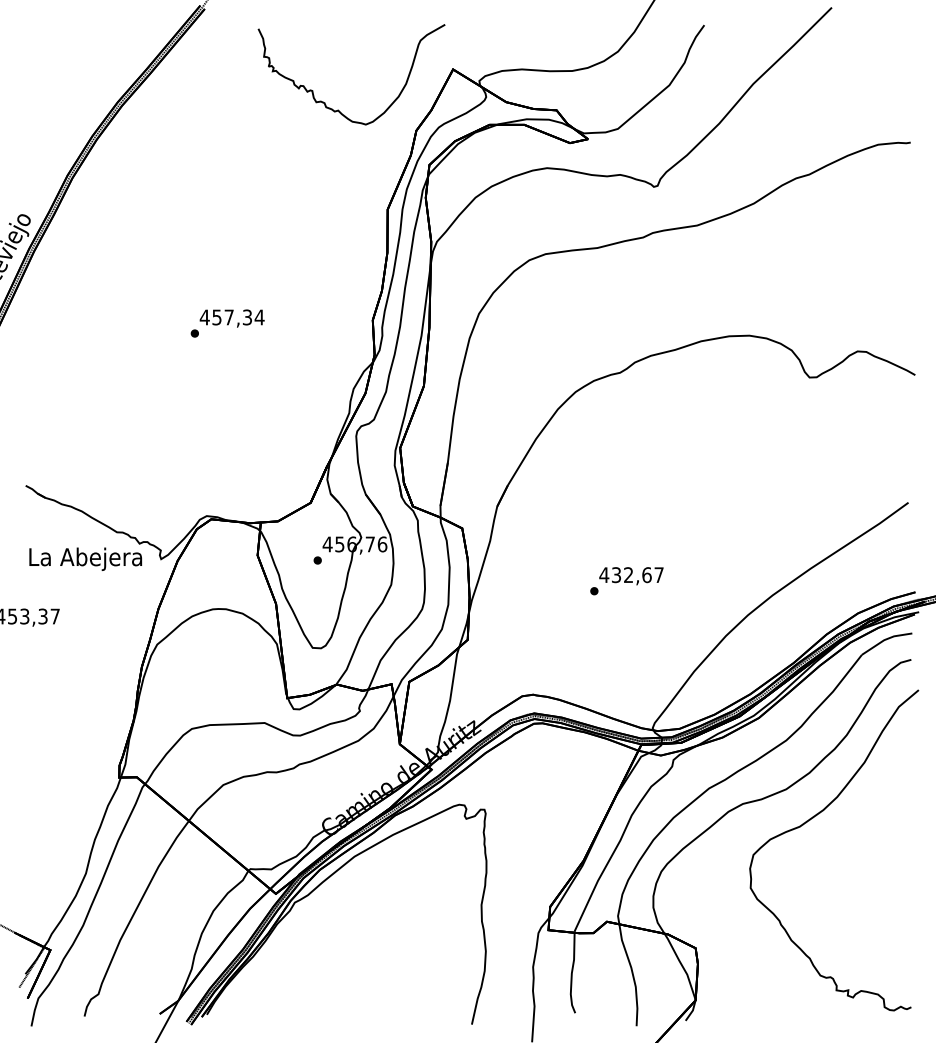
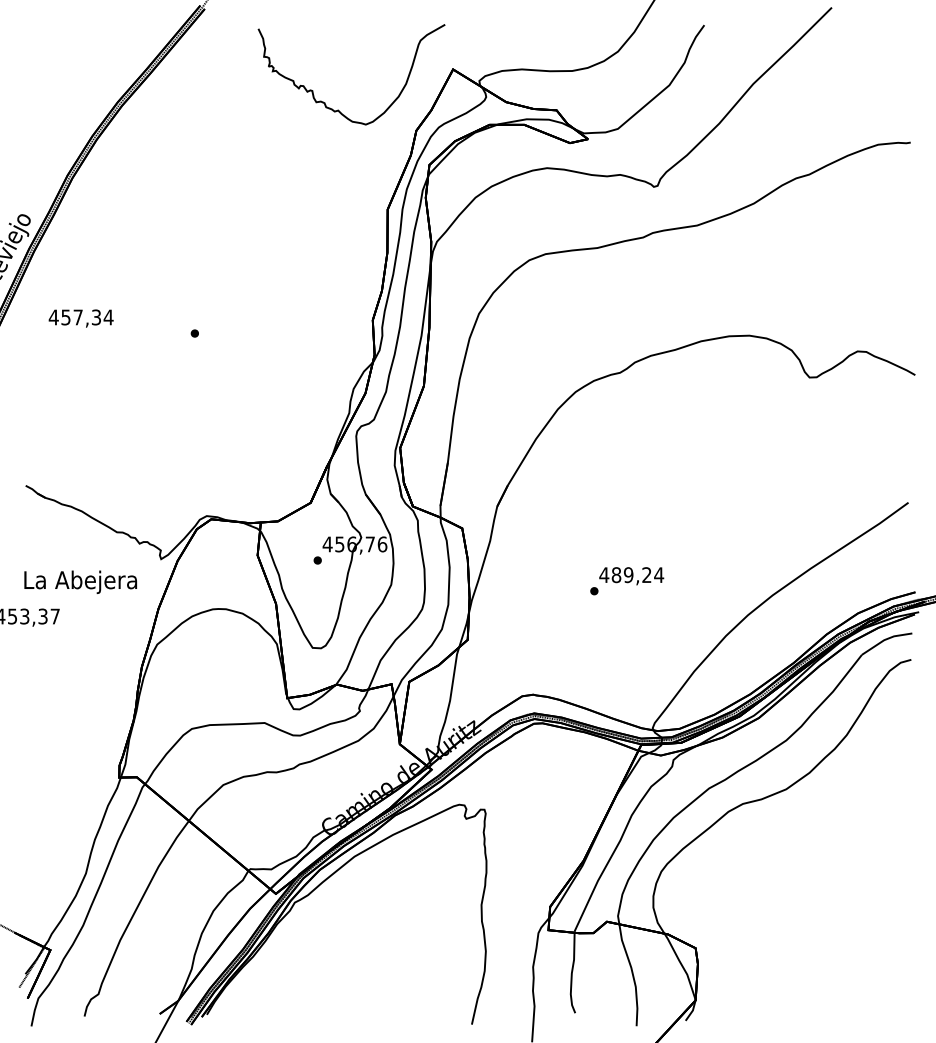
text position: (231, 318) -> (80, 318) (80, 318)
text position: (85, 558) -> (80, 581) (80, 581)
text: 432,67 -> 489,24 (637, 575)
curve: present -> none (813, 818)
